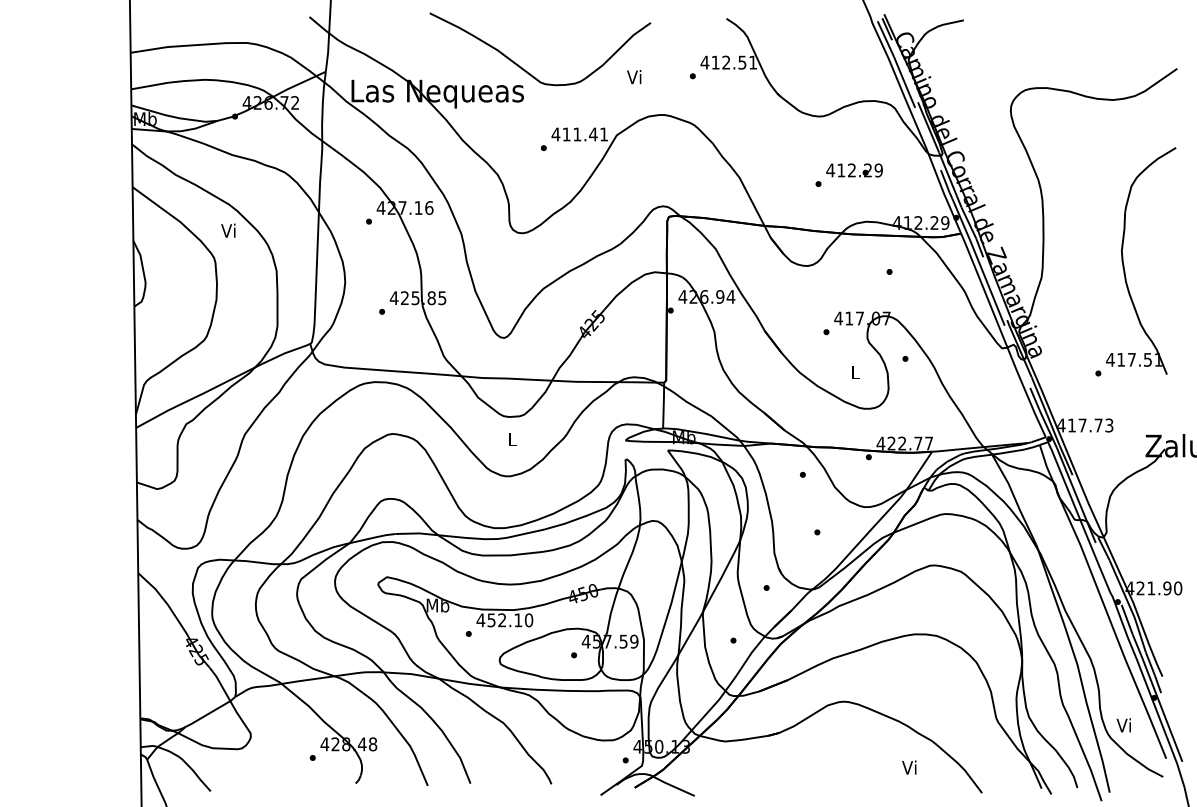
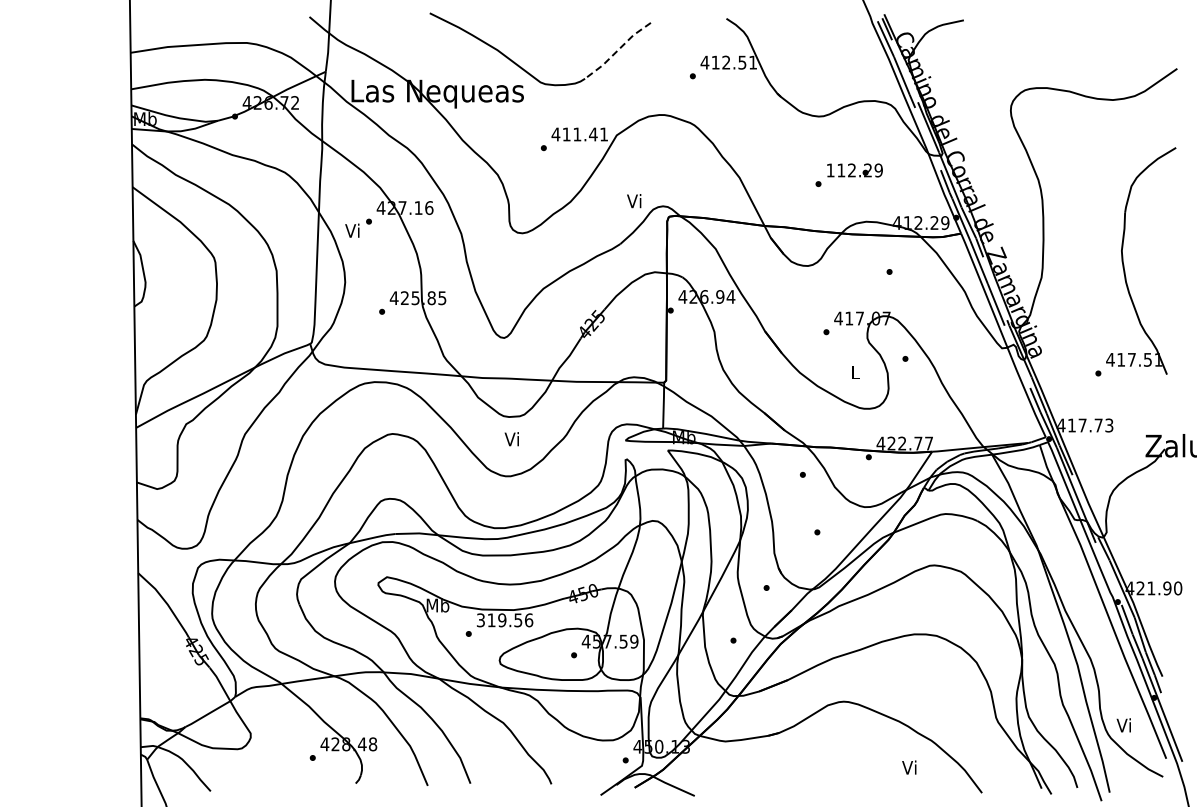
line: solid -> dashed (617, 50)
text position: (634, 77) -> (634, 201) (634, 201)
text: 412.29 -> 112.29 (830, 170)
text position: (228, 230) -> (352, 230) (352, 230)
text: L -> Vi (511, 439)
text: 452.10 -> 319.56 (504, 620)
